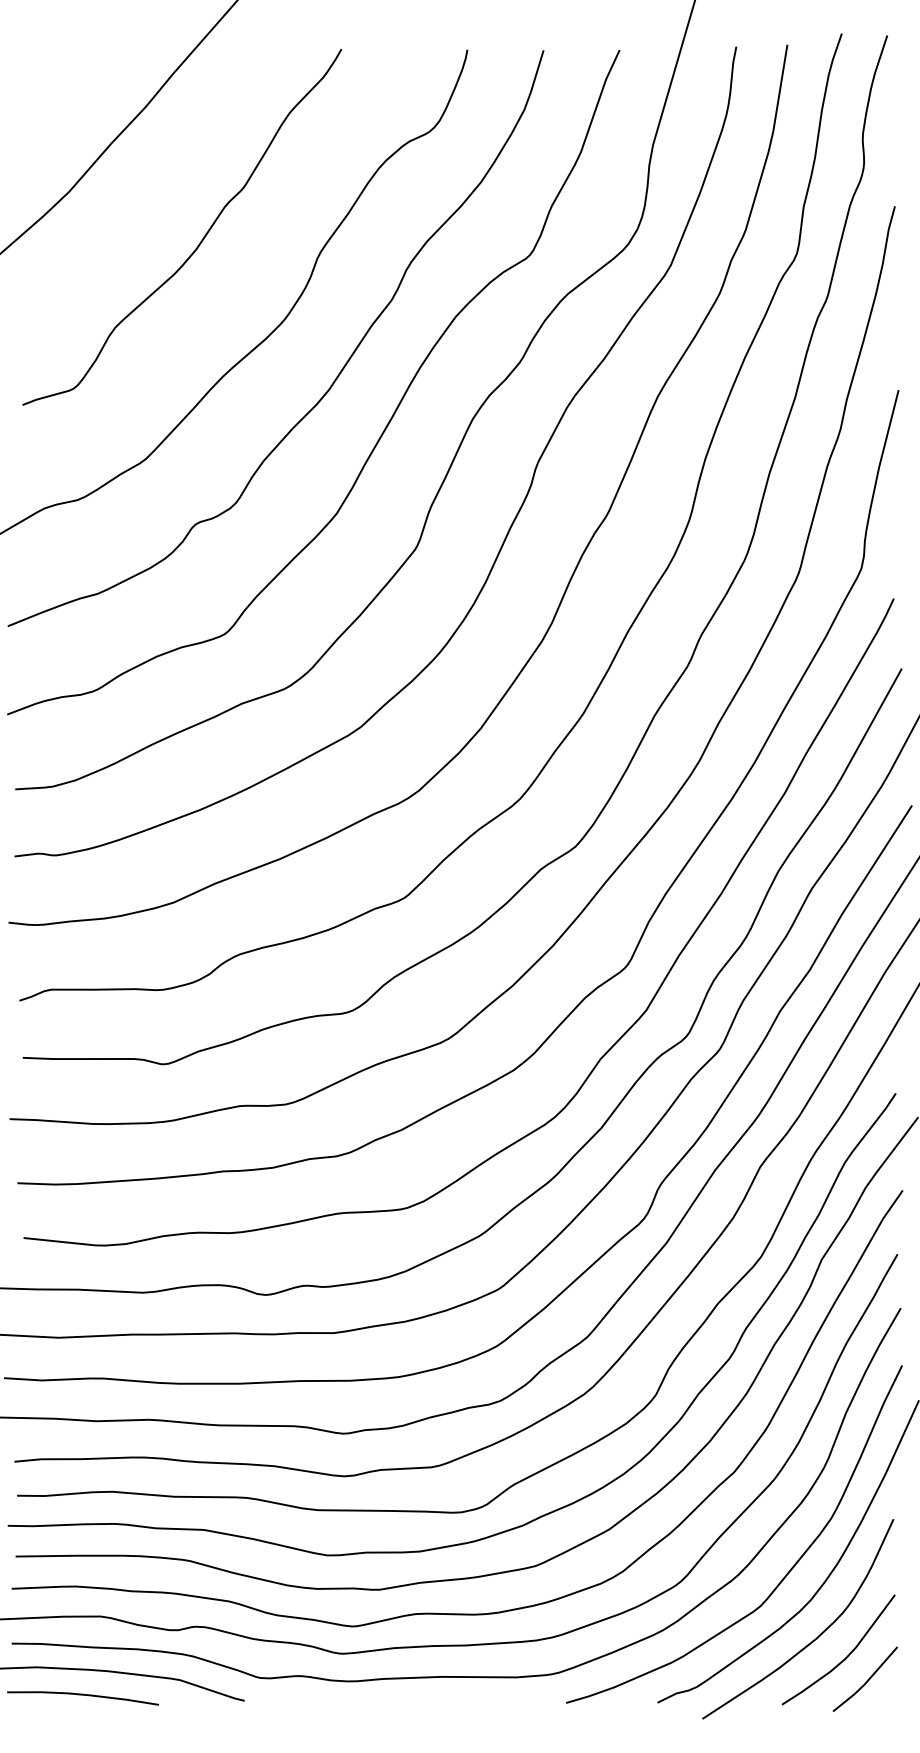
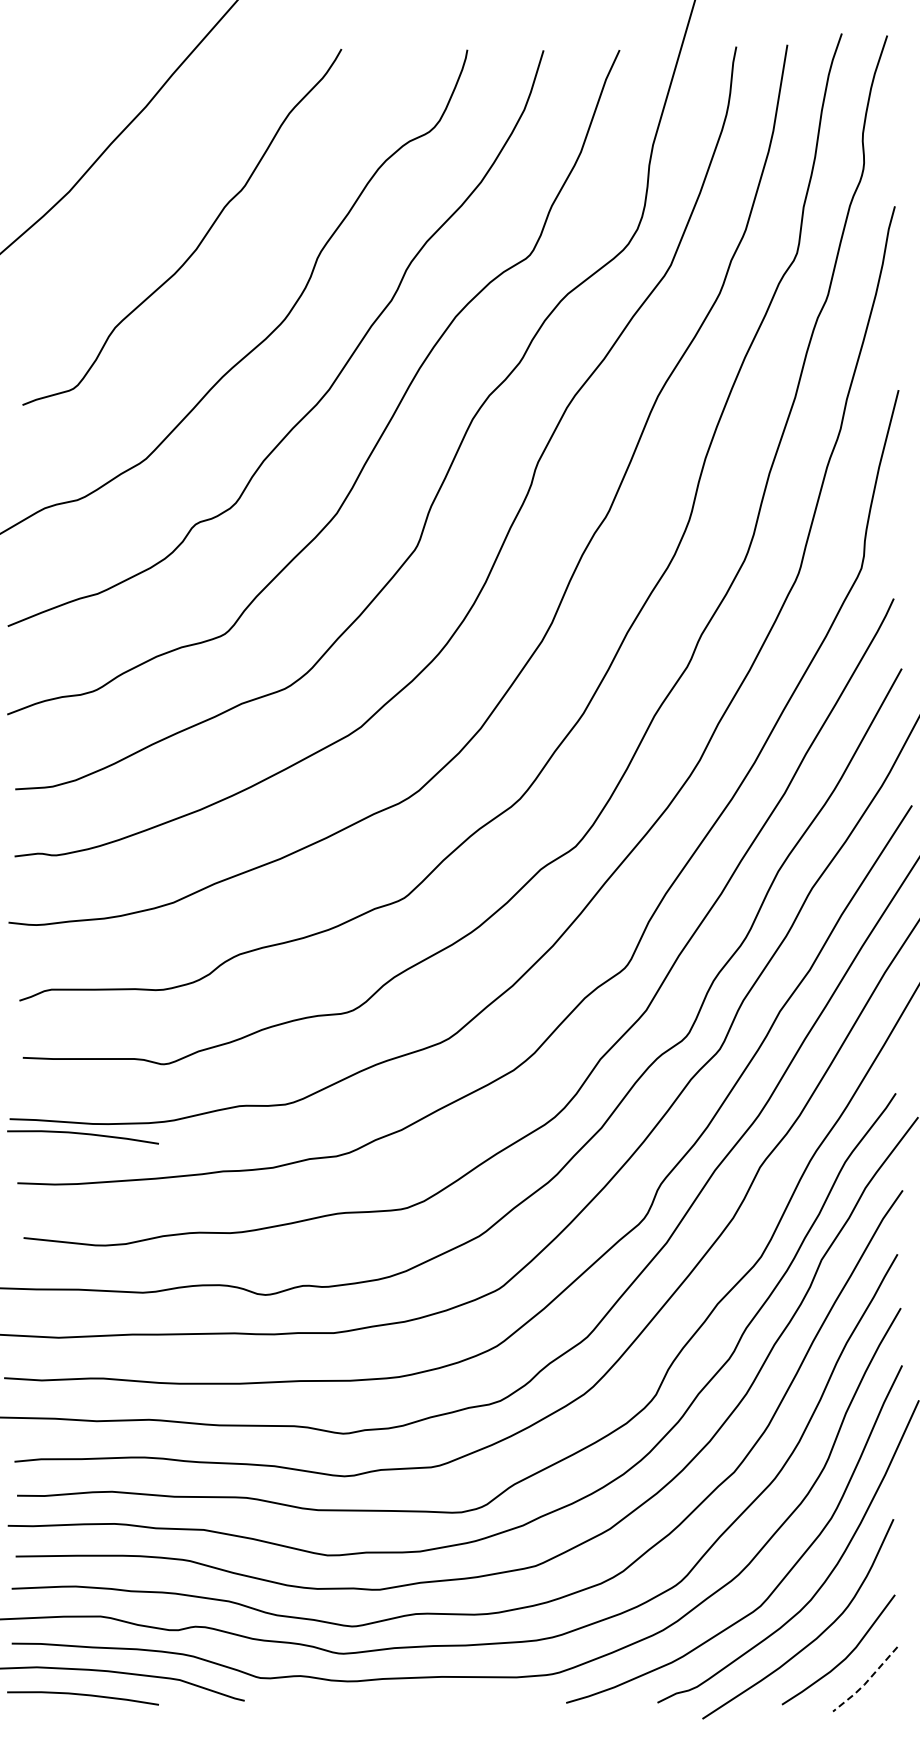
curve: none -> present (82, 1134)
line: solid -> dashed (866, 1682)
